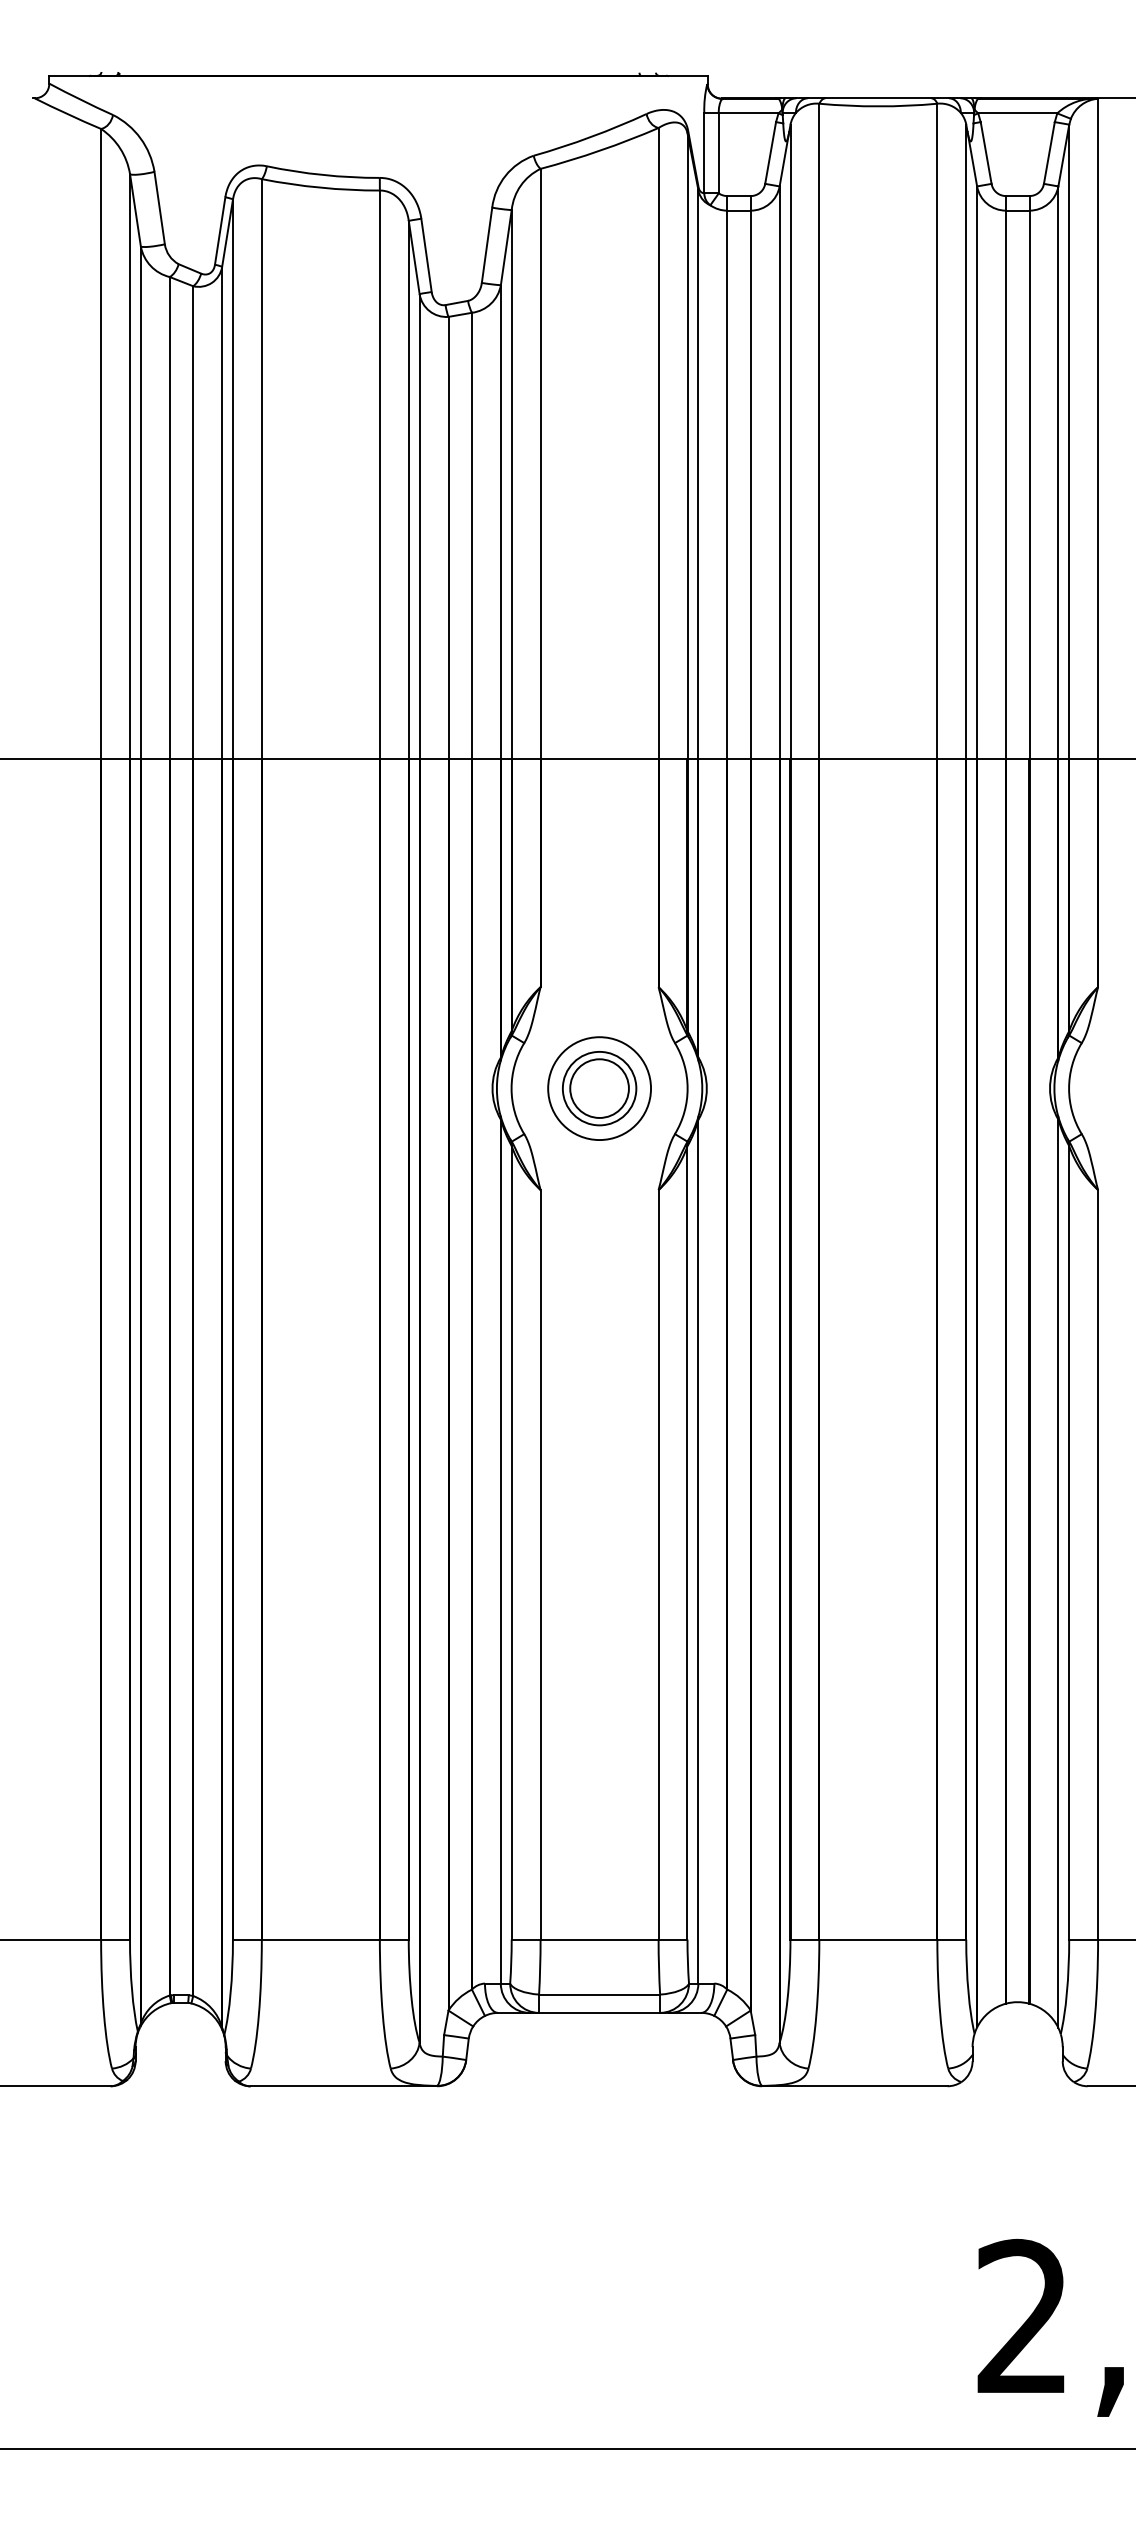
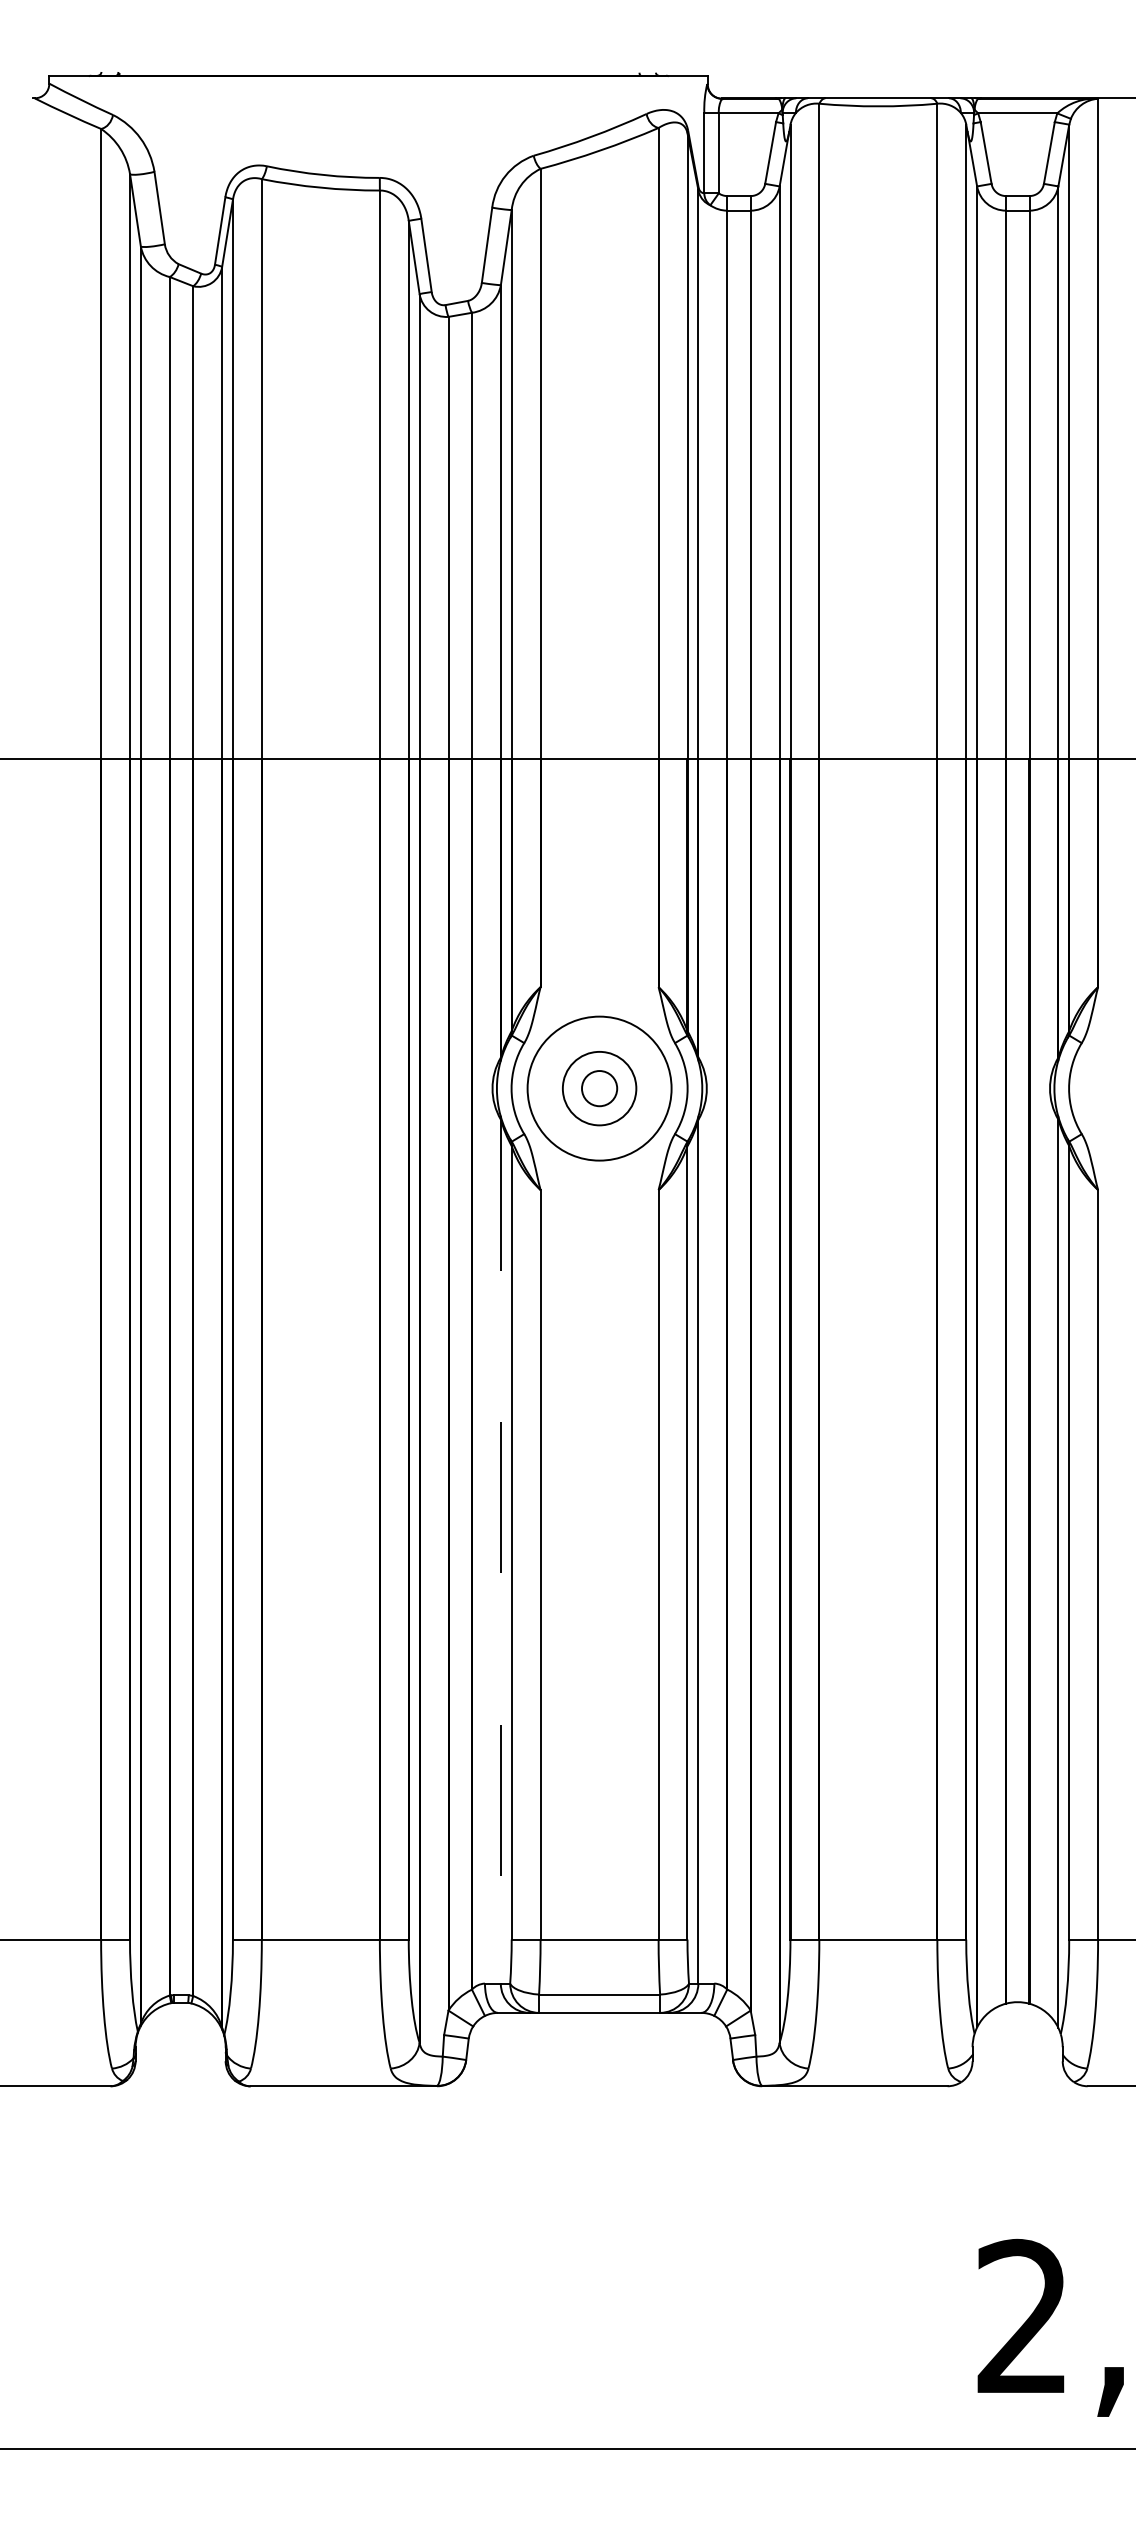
circle diameter: 103 px -> 144 px (599, 1088)
circle diameter: 59 px -> 35 px (599, 1088)
line: solid -> dashed (500, 1551)
